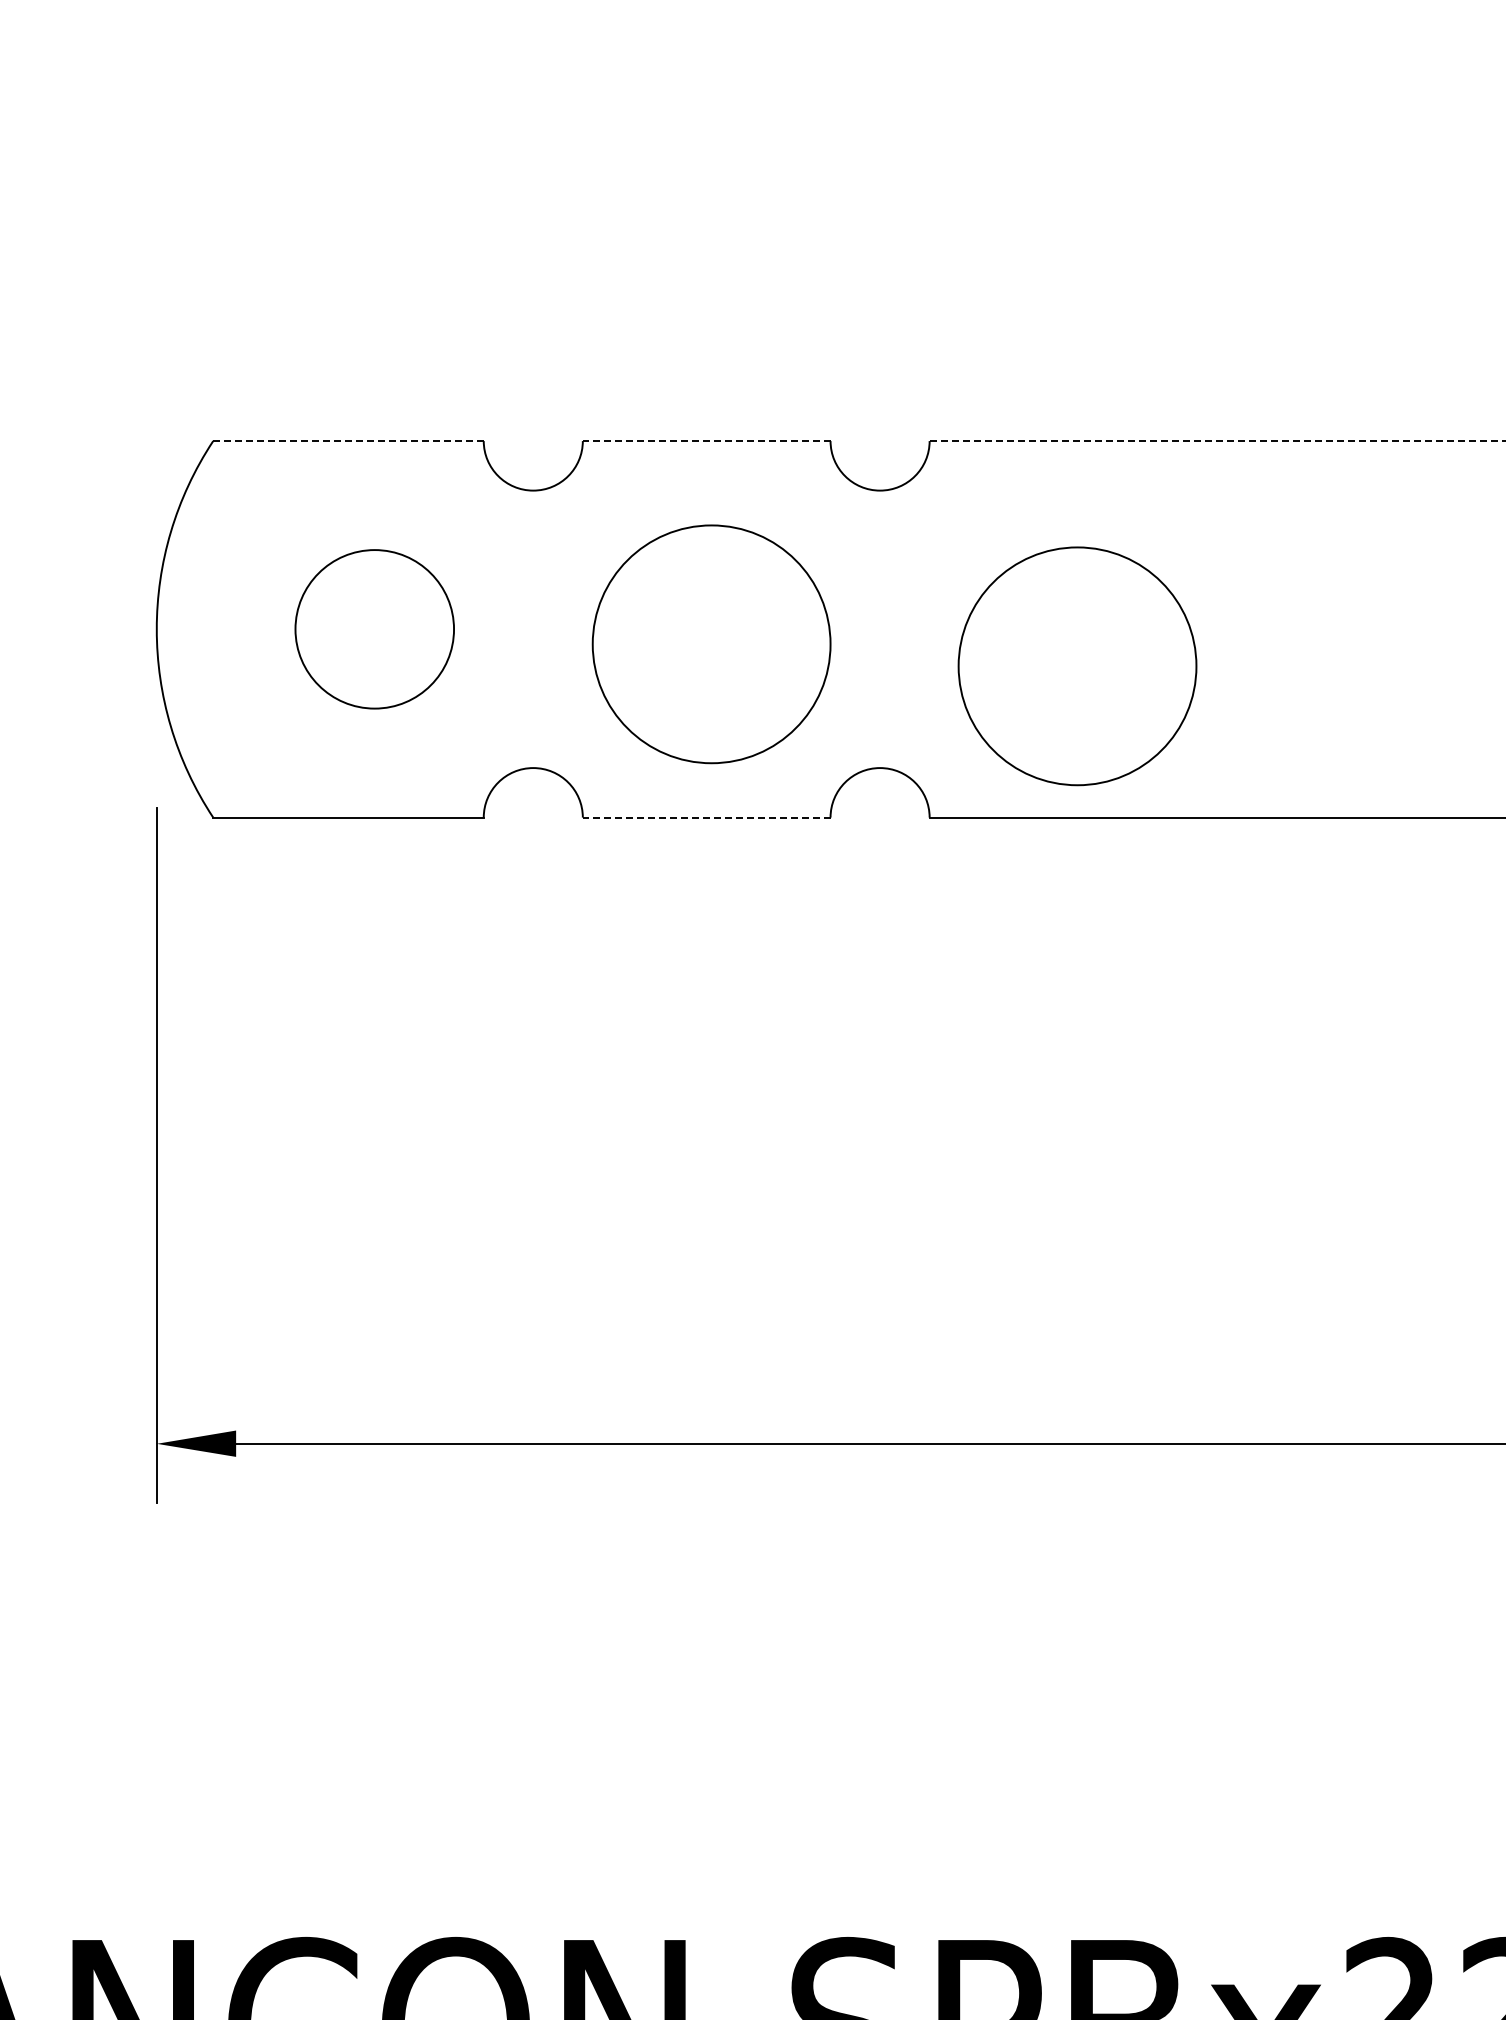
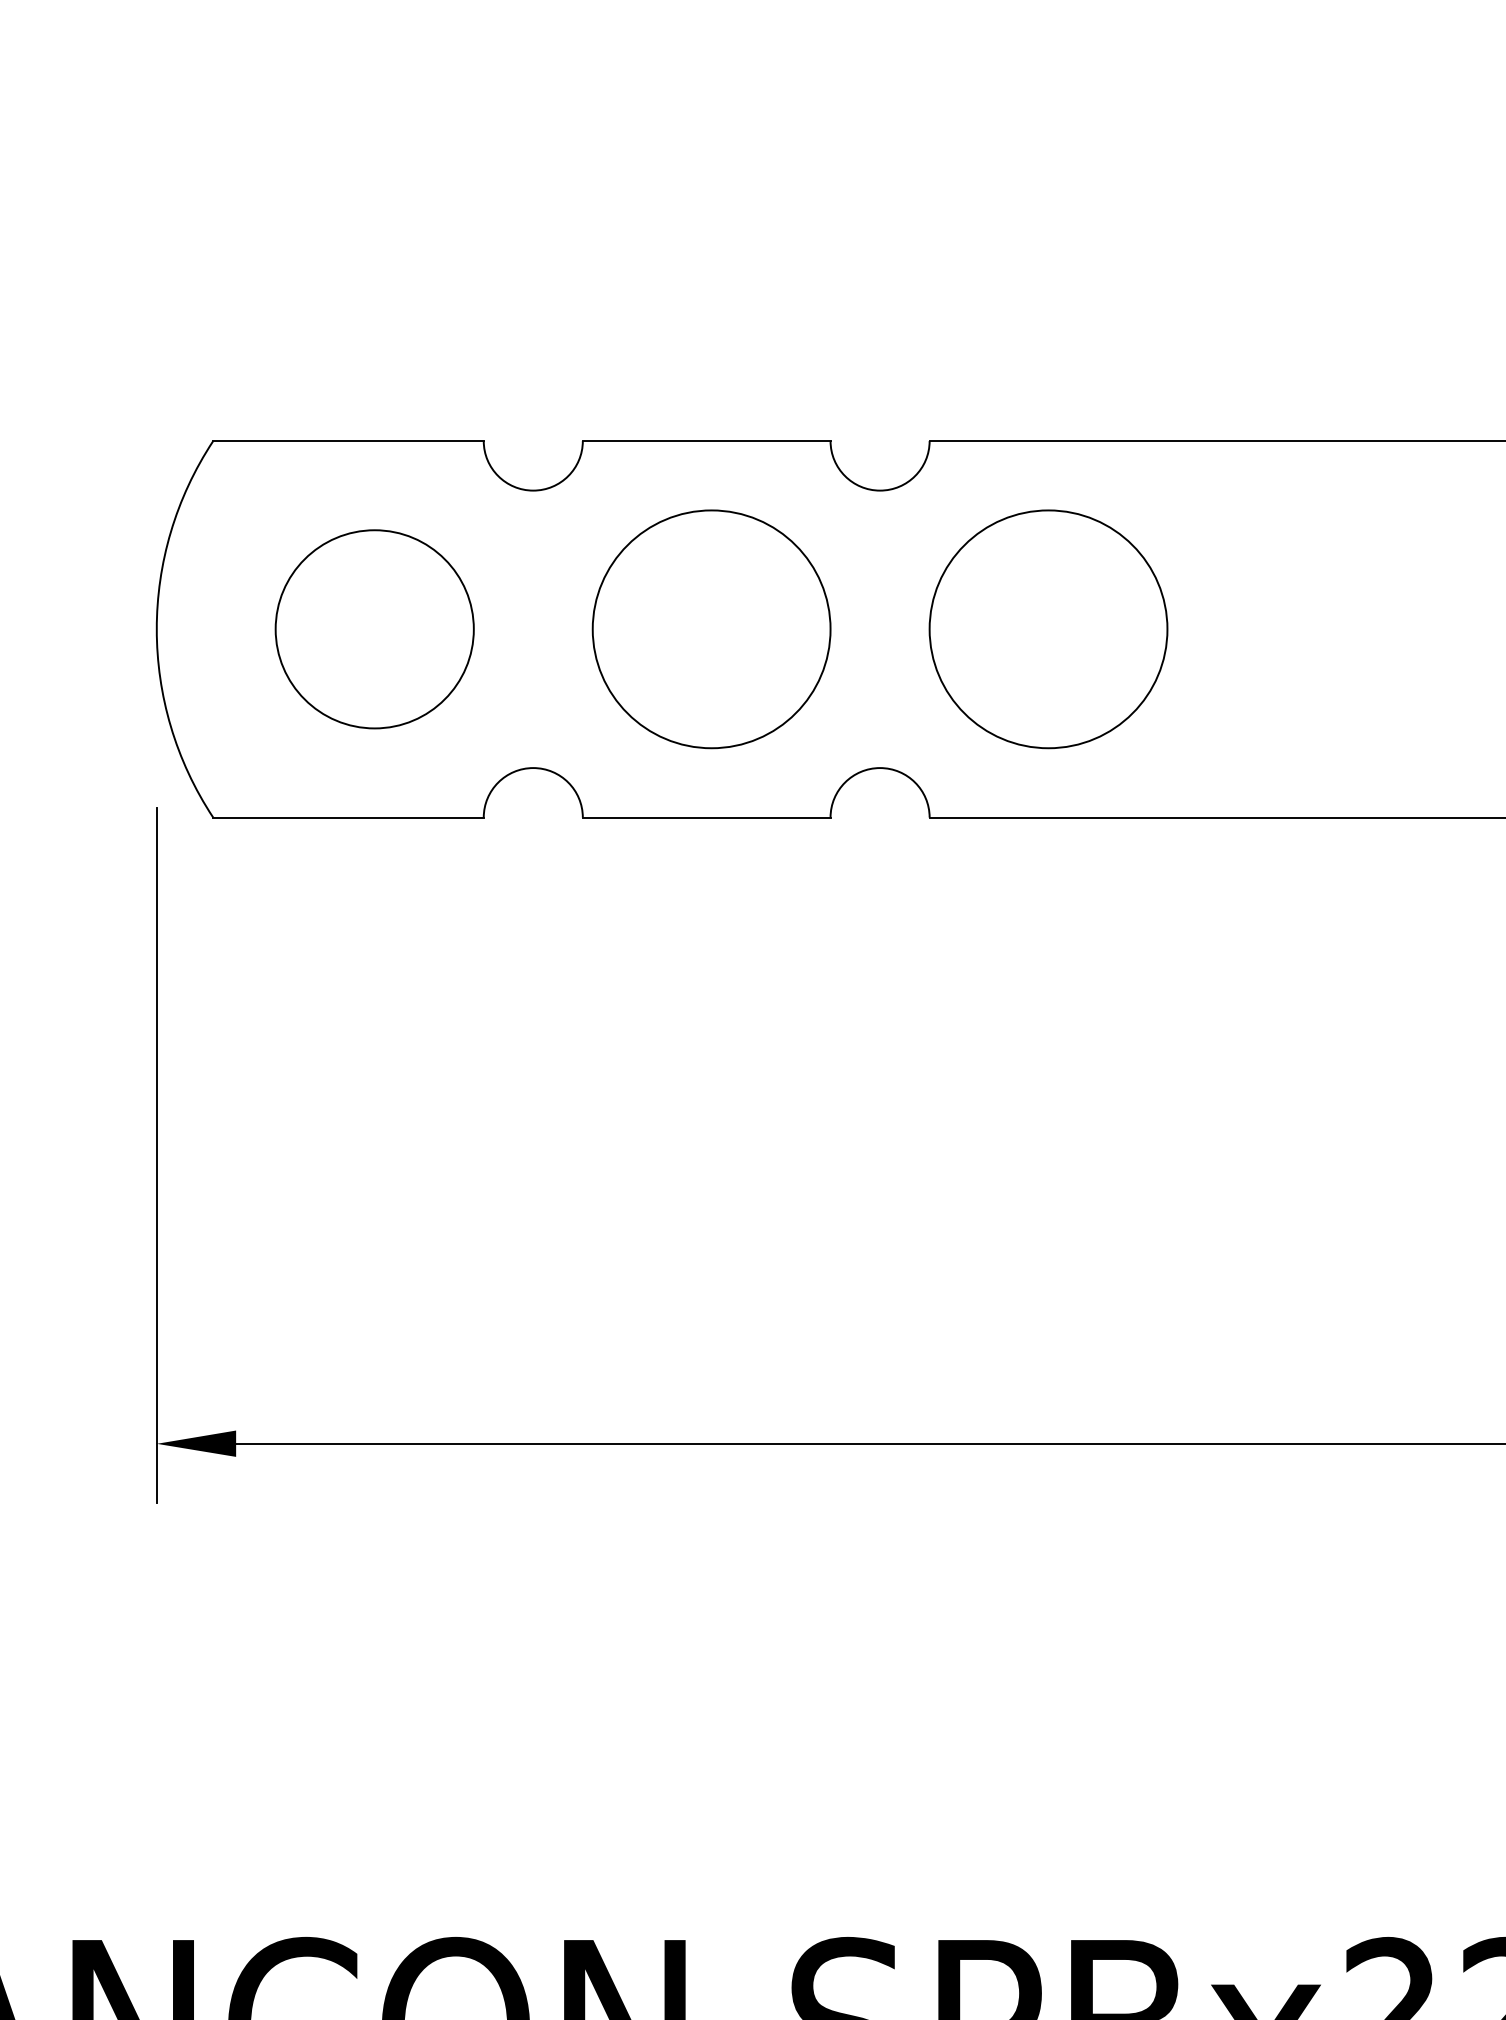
line: dashed -> solid (349, 441)
line: dashed -> solid (706, 441)
line: dashed -> solid (1217, 441)
circle diameter: 159 px -> 198 px (374, 629)
circle position: (711, 644) -> (711, 629) (711, 629)
circle position: (1077, 666) -> (1048, 629) (1048, 629)
line: dashed -> solid (706, 817)
